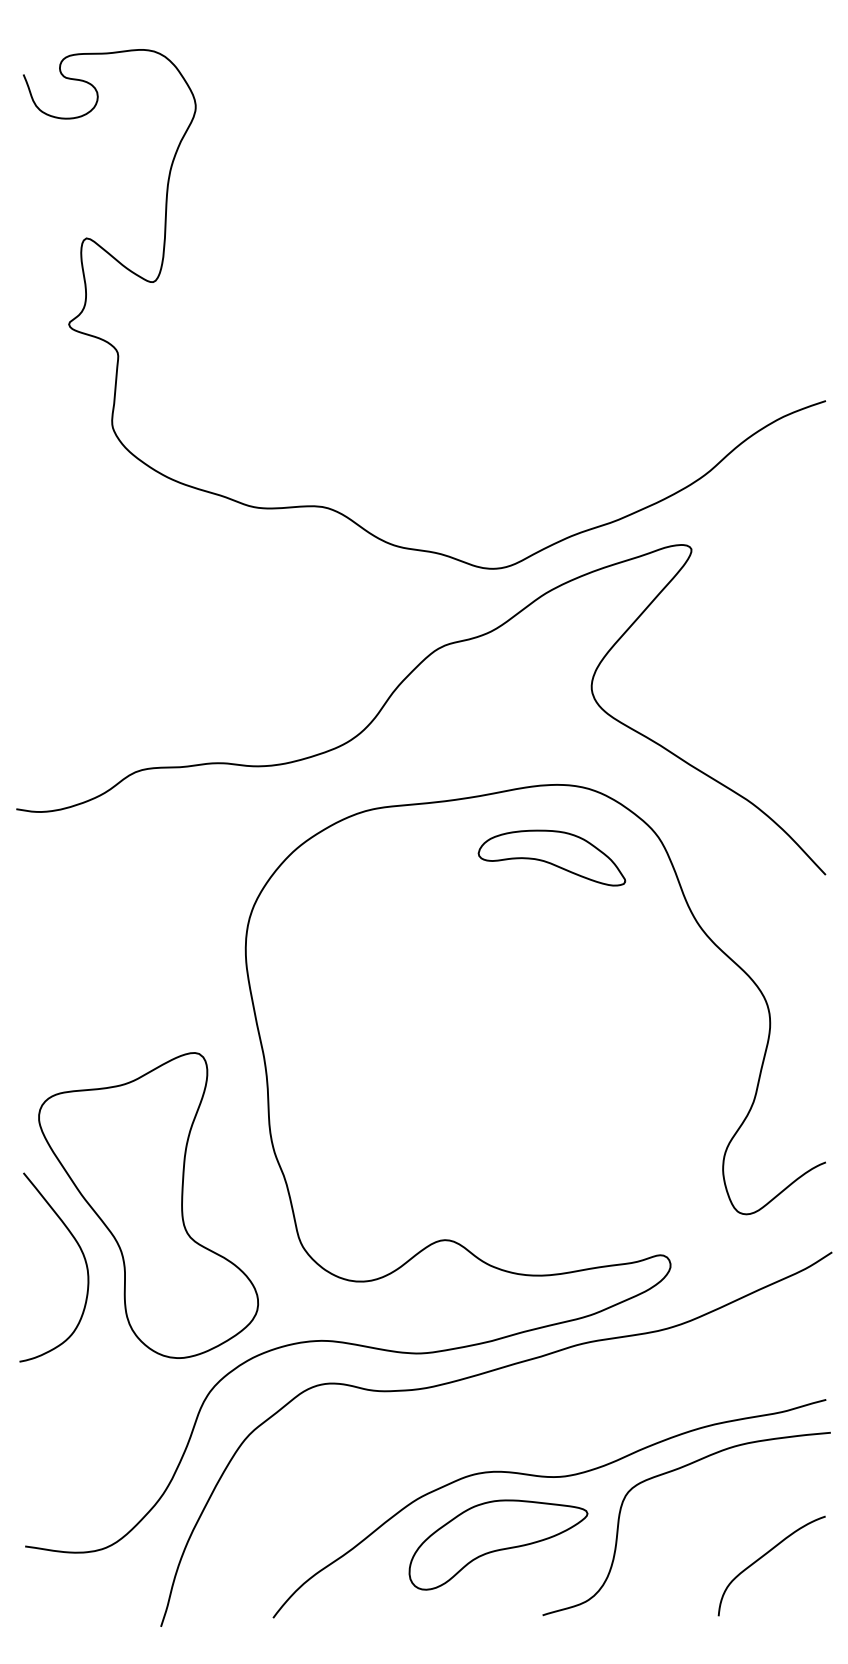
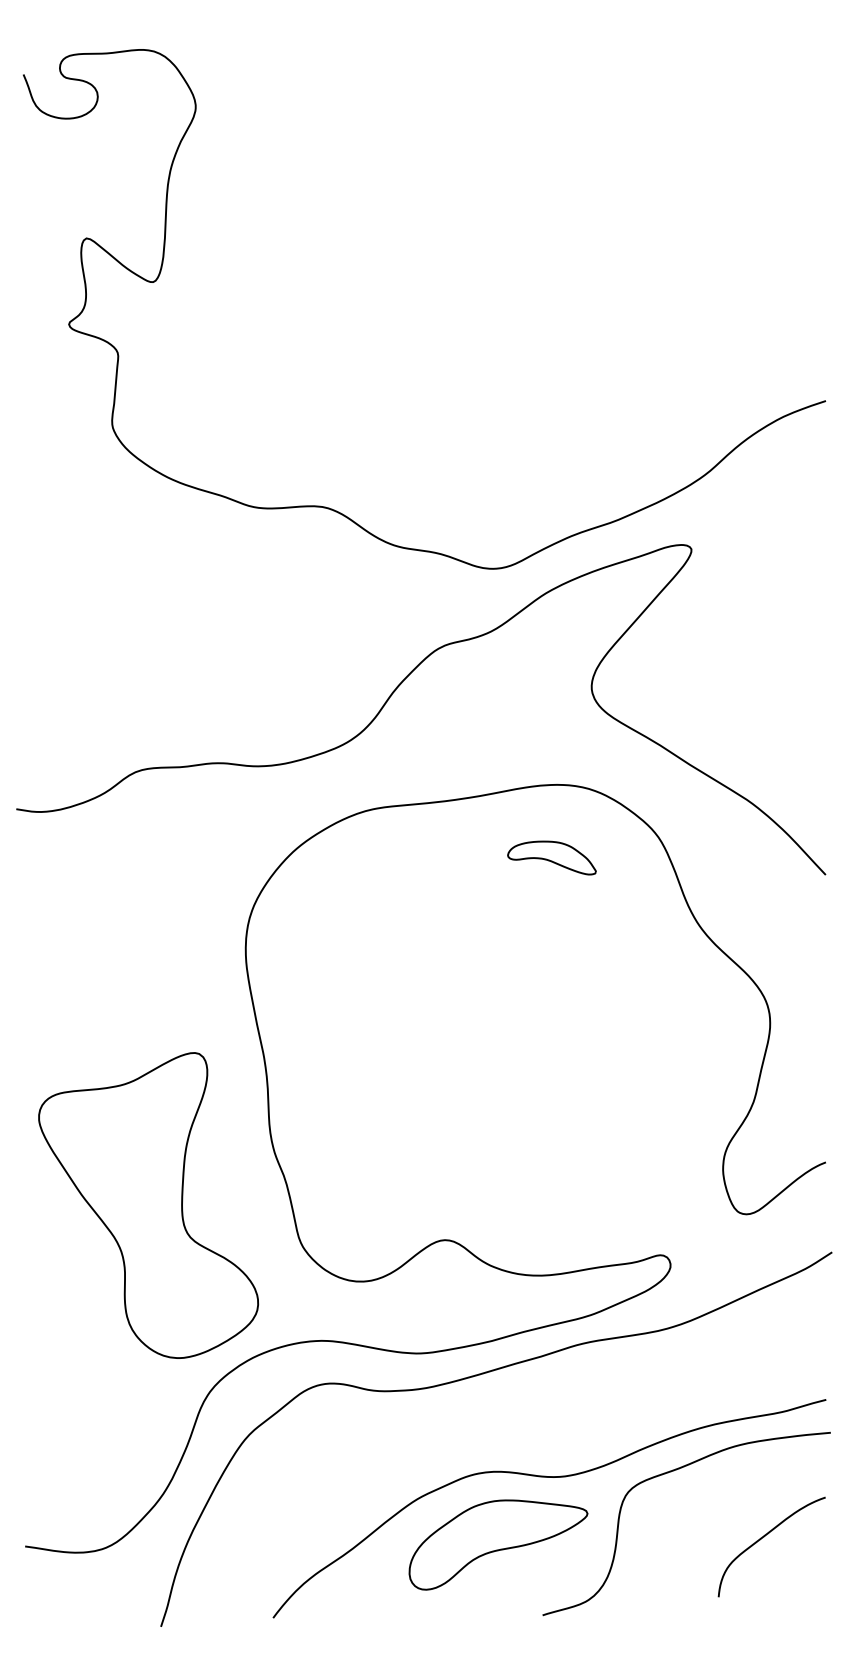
part size: 150x58 px -> 90x36 px (551, 857)
curve: present -> none (83, 1258)
curve position: (764, 1556) -> (764, 1537) (764, 1537)
